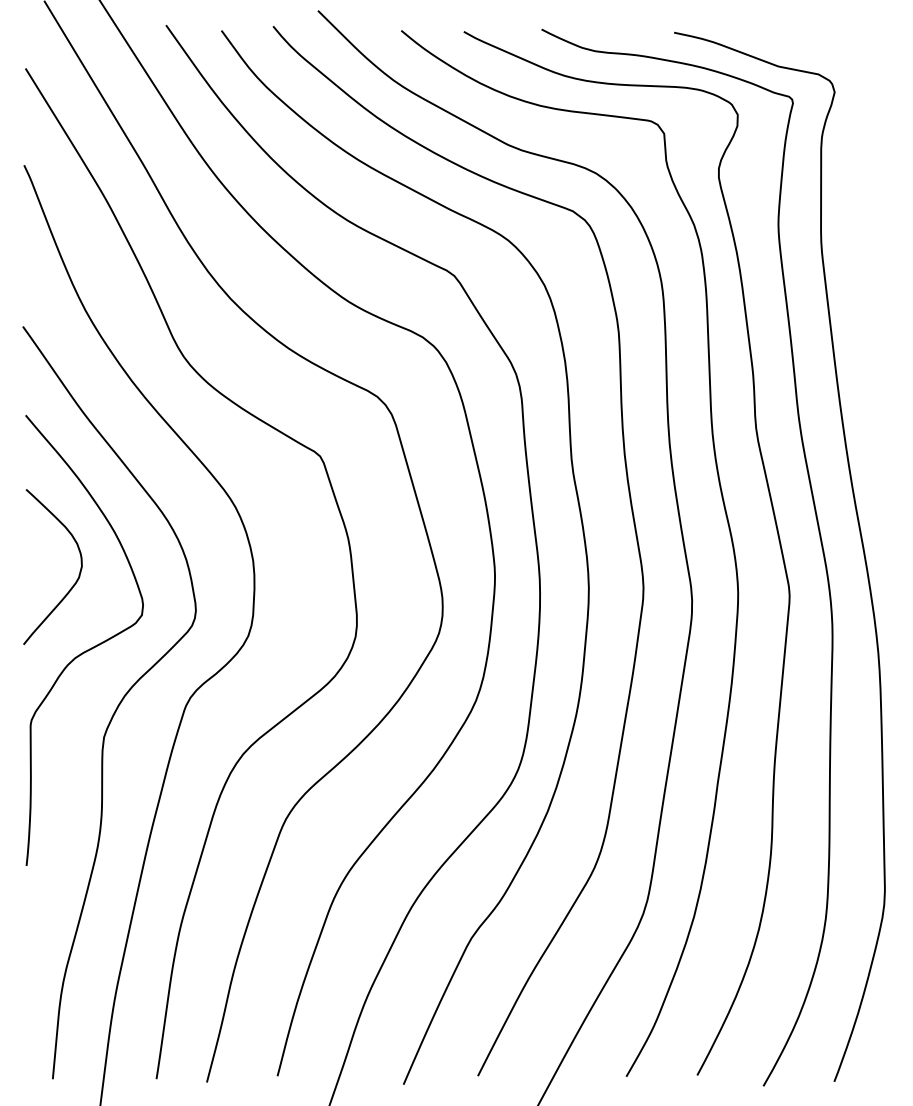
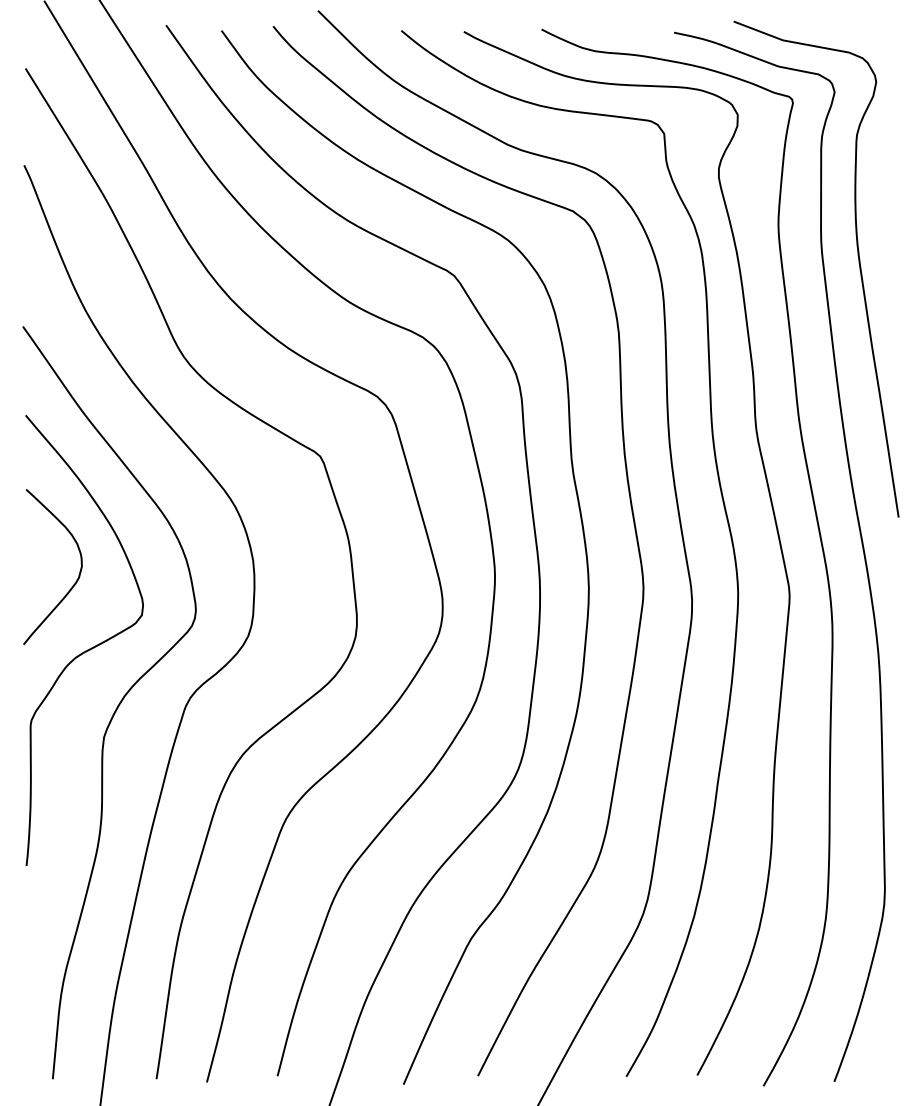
curve: none -> present (858, 263)
